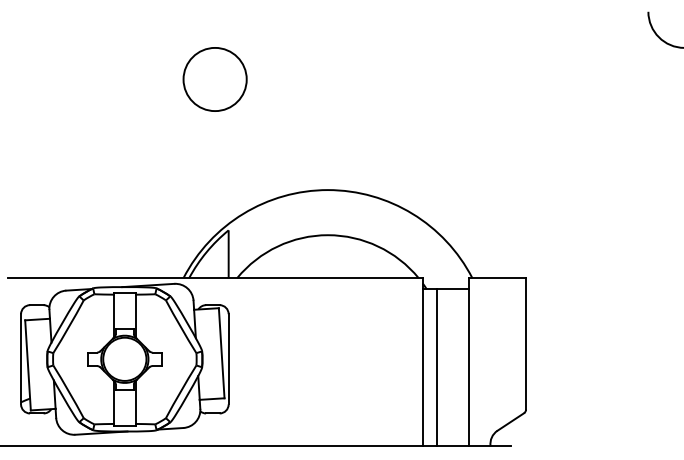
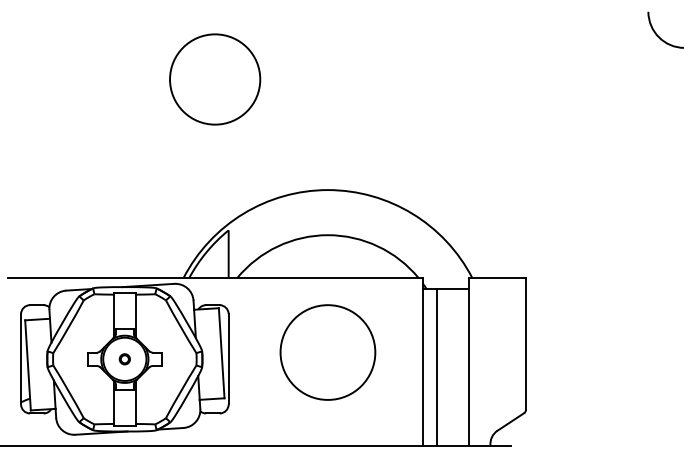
circle diameter: 63 px -> 90 px (215, 79)
circle: none -> present (327, 352)
part: none -> present (124, 359)
